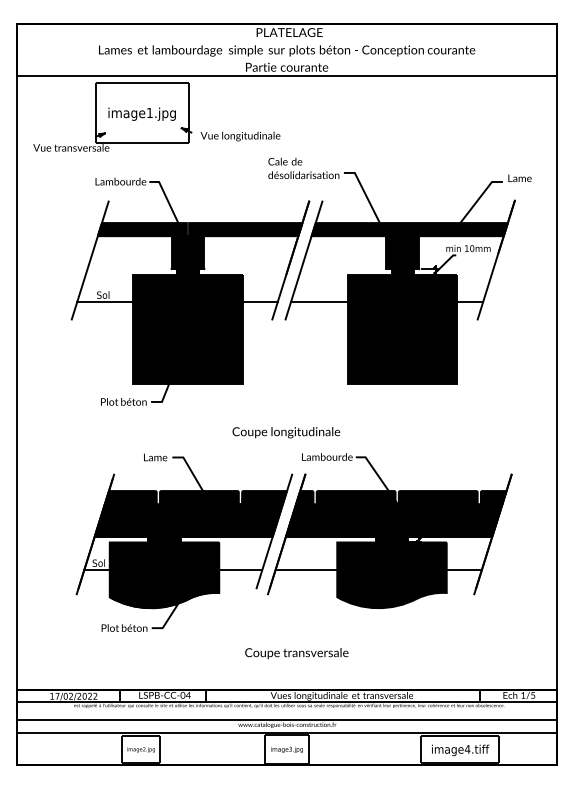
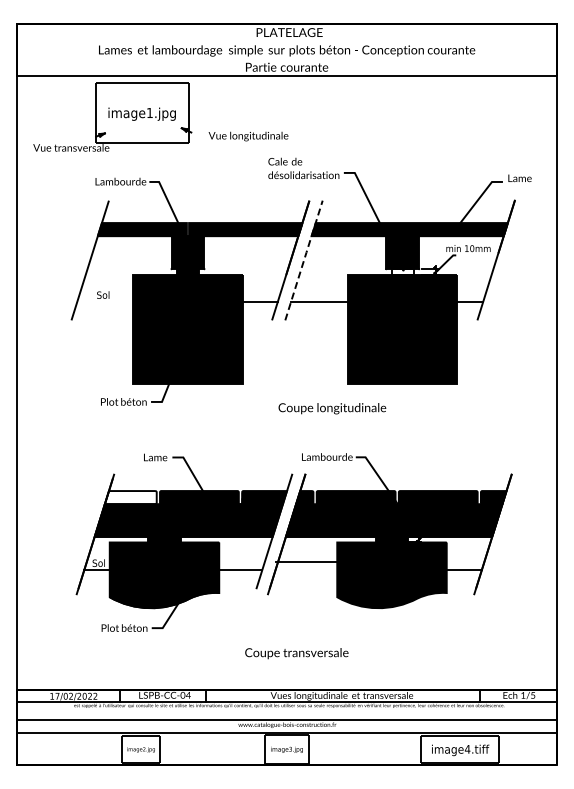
text position: (240, 136) -> (248, 136) (248, 136)
line: solid -> dashed (304, 260)
fill: present -> none (402, 271)
line: present -> none (105, 301)
text position: (286, 432) -> (332, 408) (332, 408)
fill: present -> none (130, 497)
line position: (306, 569) -> (306, 561) (306, 561)
